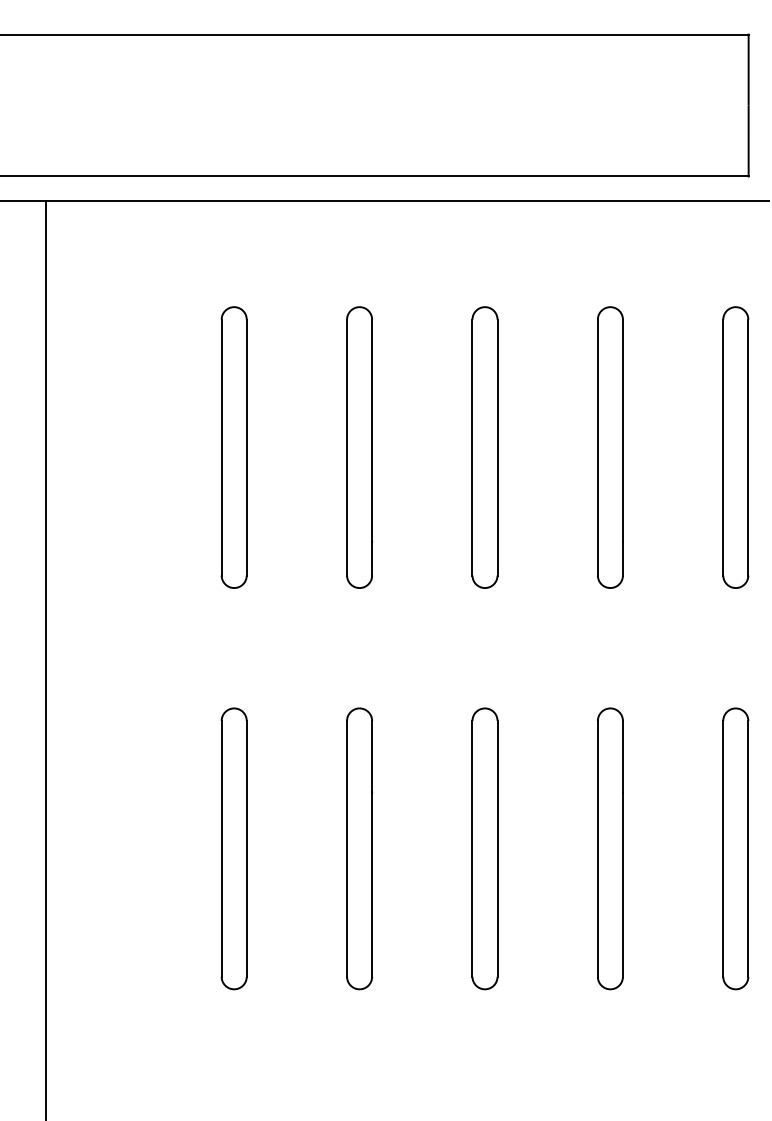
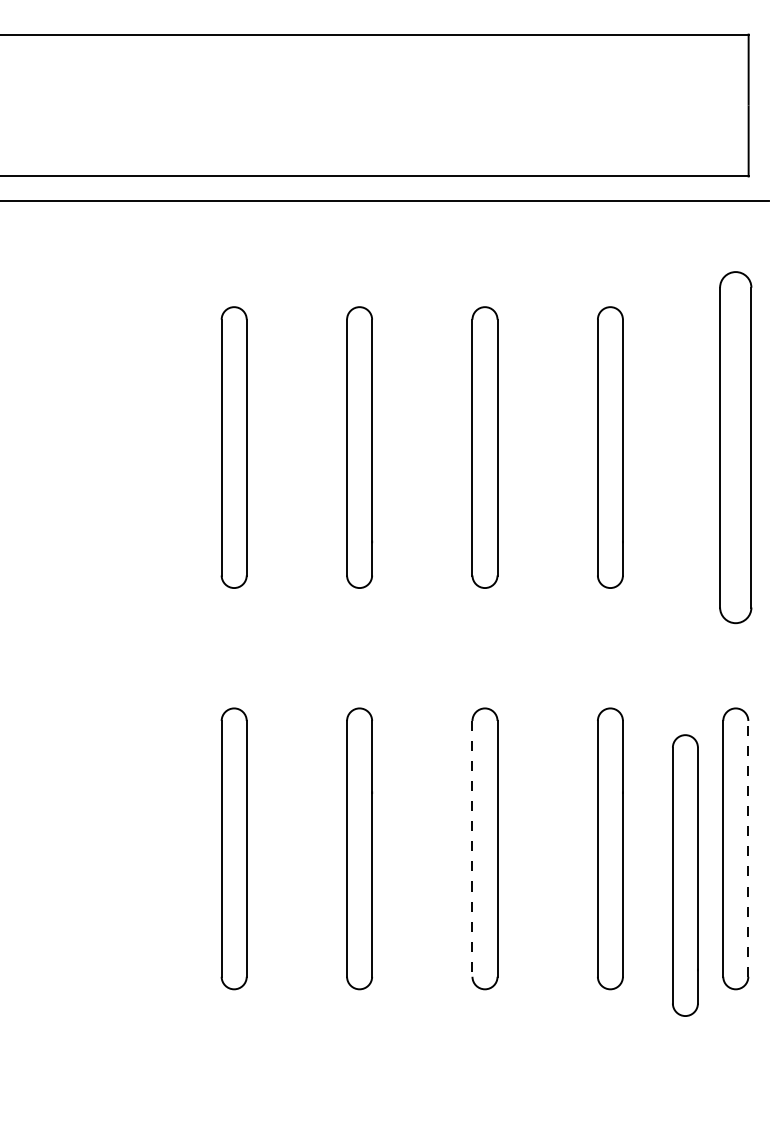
part size: 28x283 px -> 34x354 px (735, 447)
line: present -> none (46, 658)
line: solid -> dashed (472, 848)
line: solid -> dashed (748, 848)
part: none -> present (685, 875)
